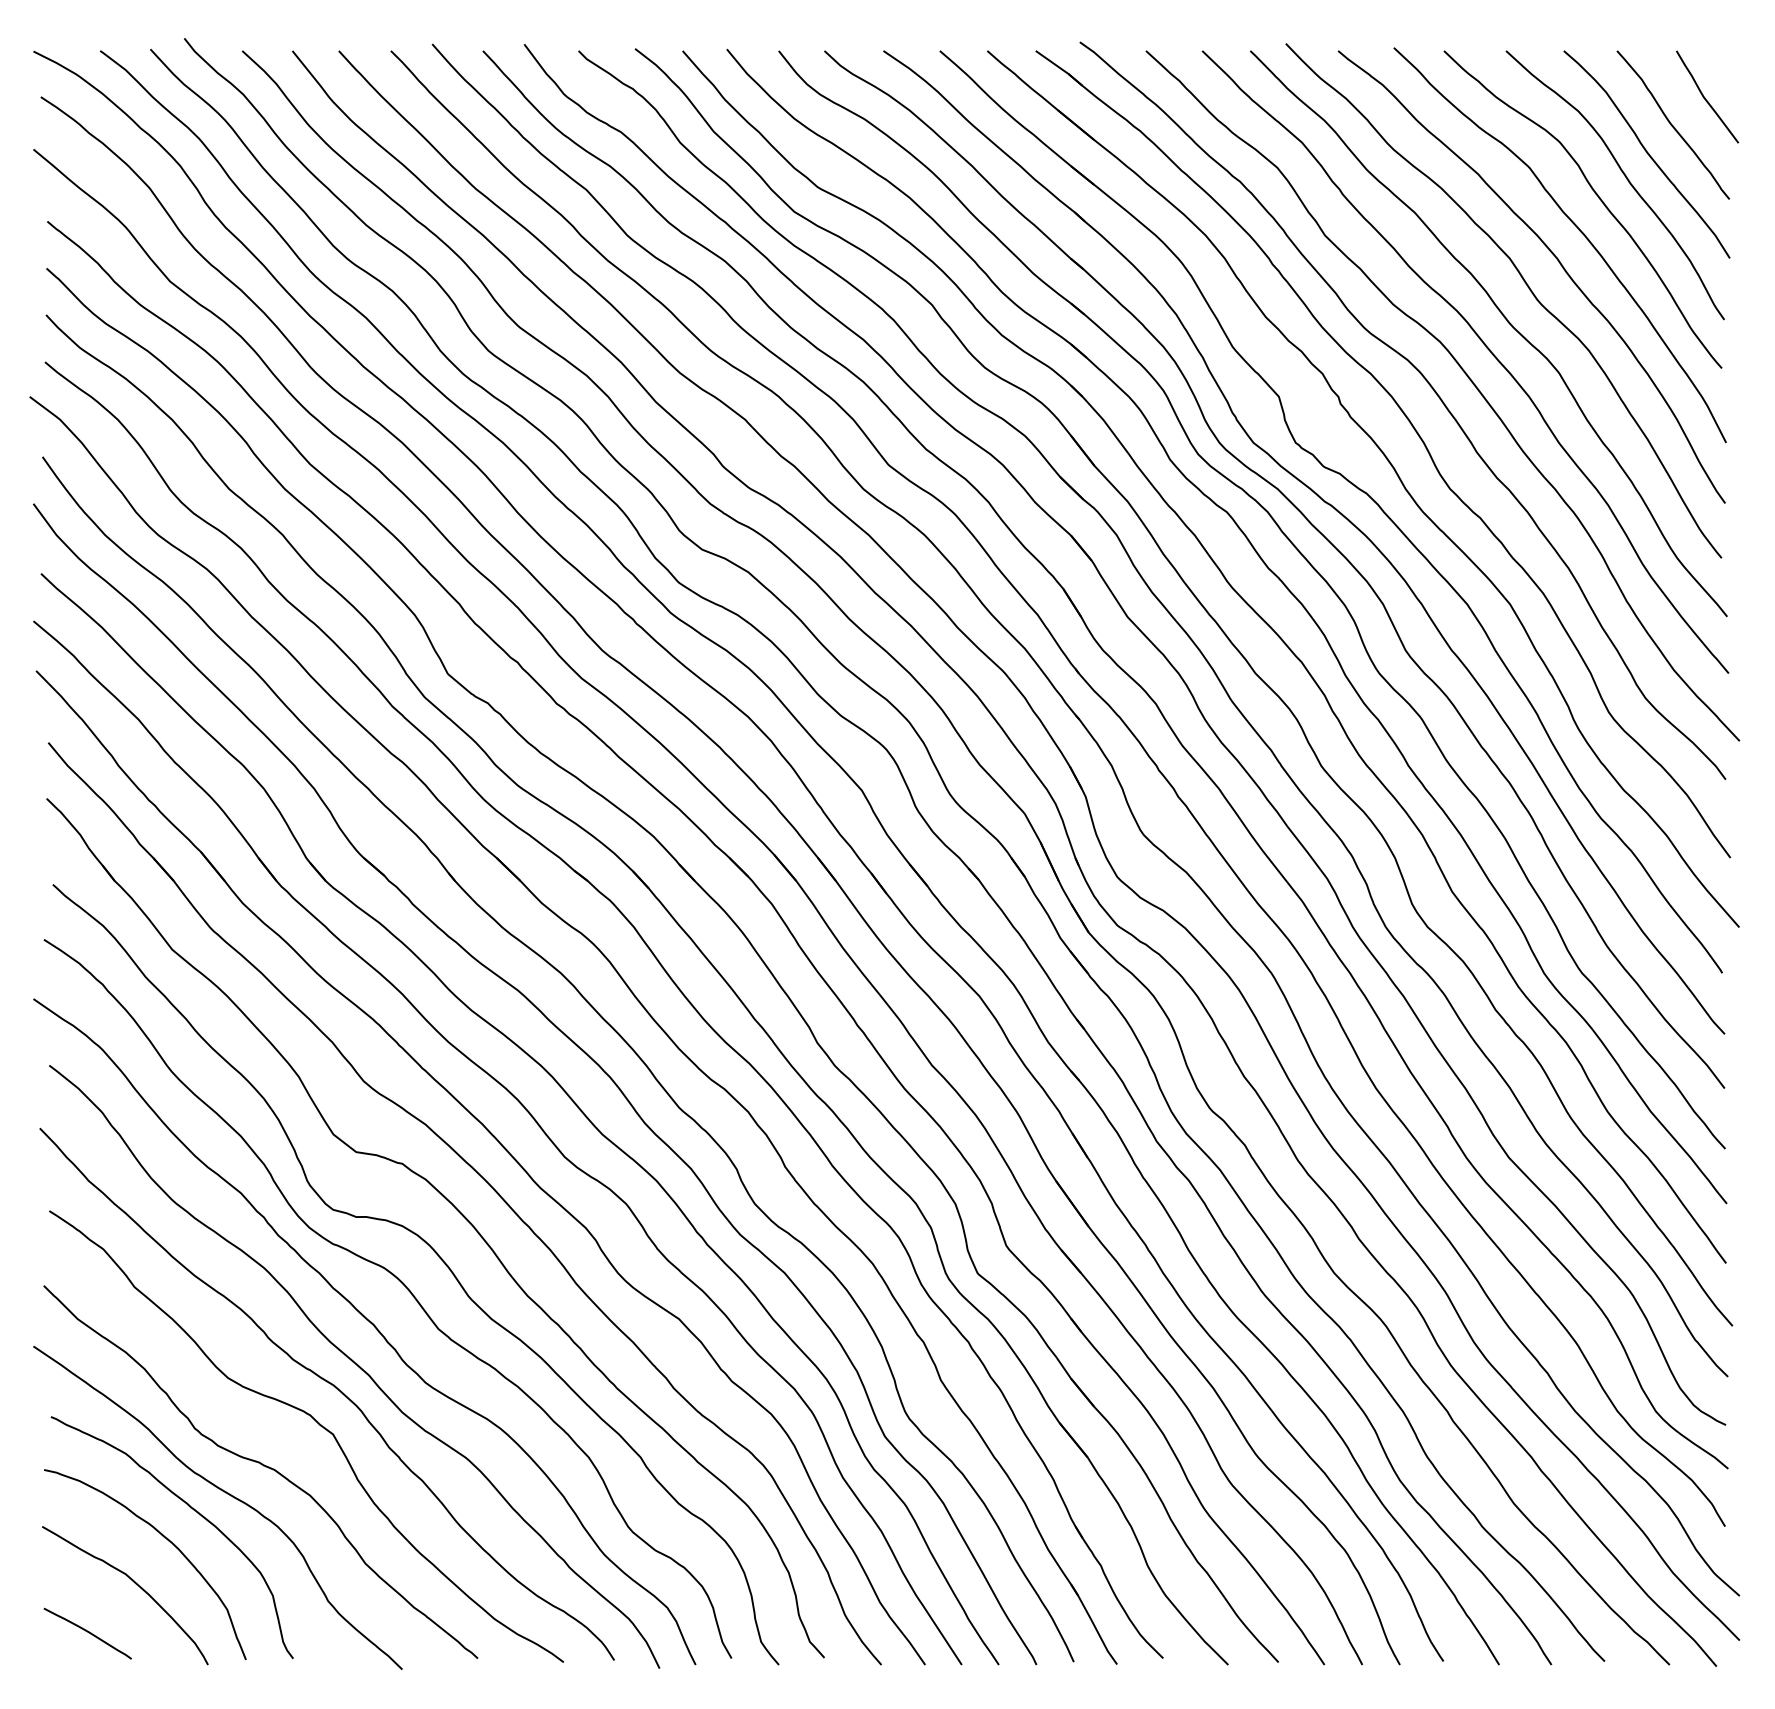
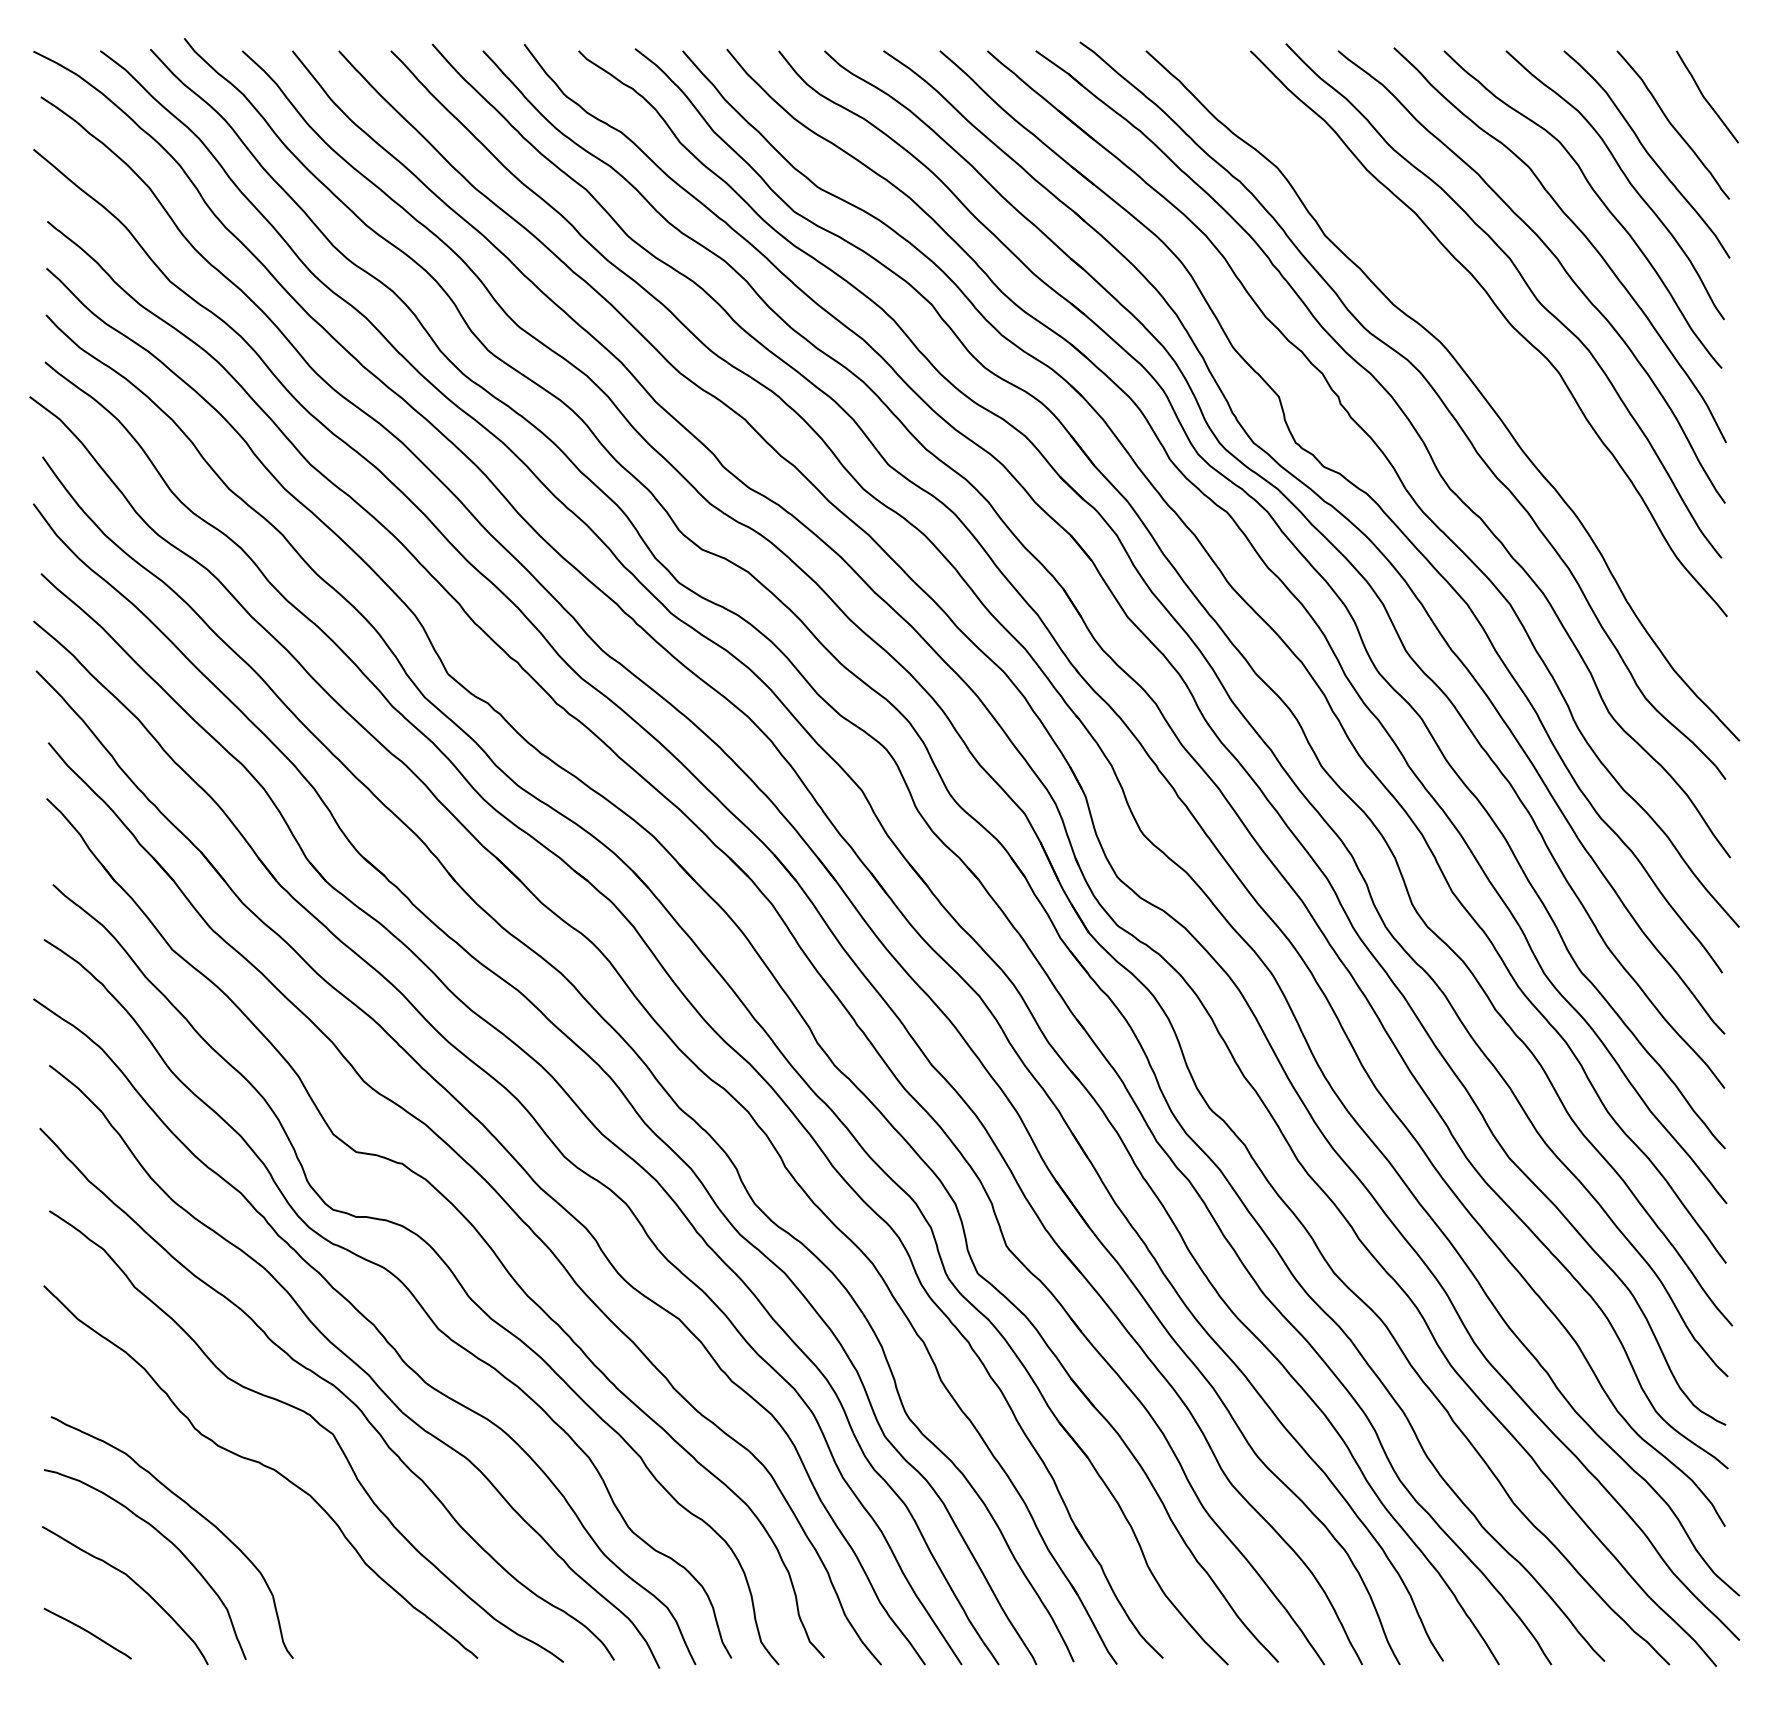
curve: present -> none (1486, 348)
curve: present -> none (225, 1493)
